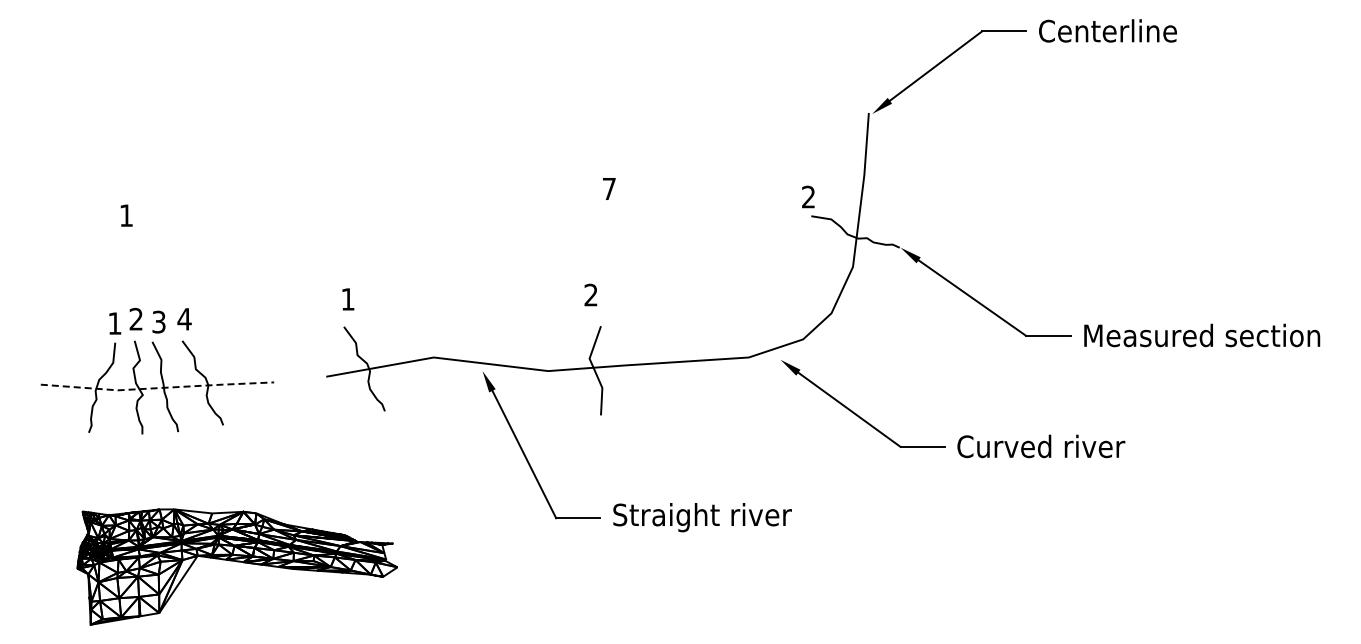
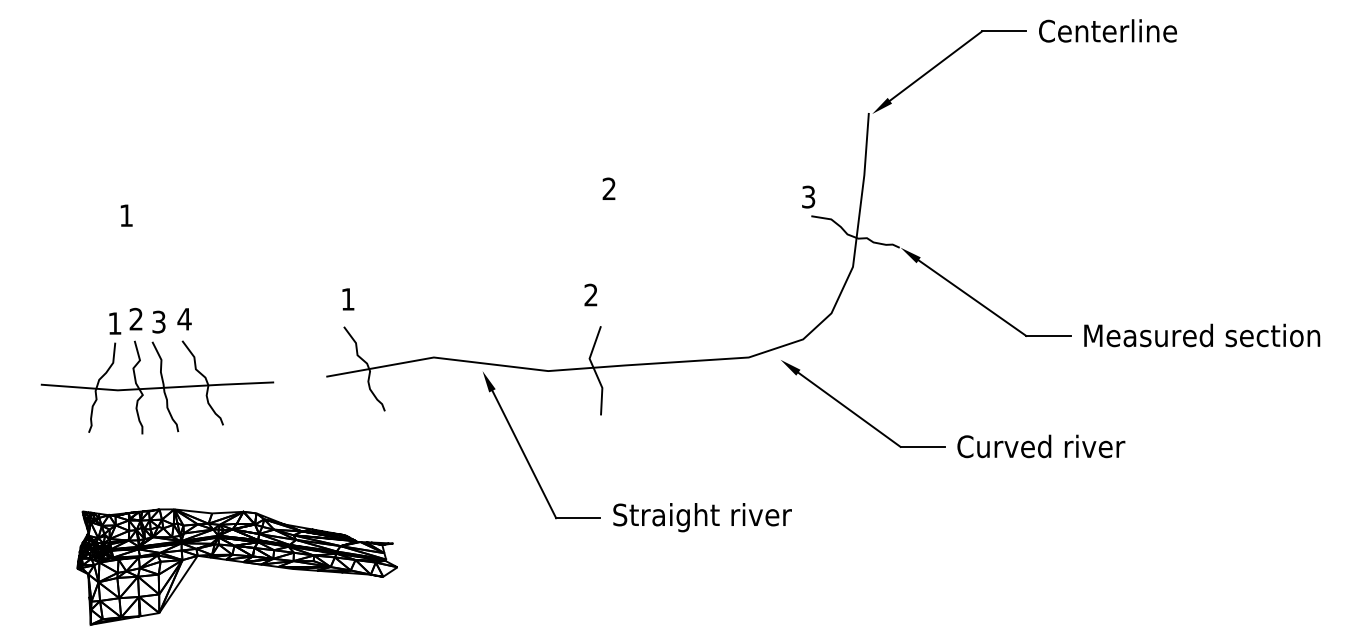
text: 7 -> 2 (608, 188)
text: 2 -> 3 (808, 197)
line: dashed -> solid (157, 388)
